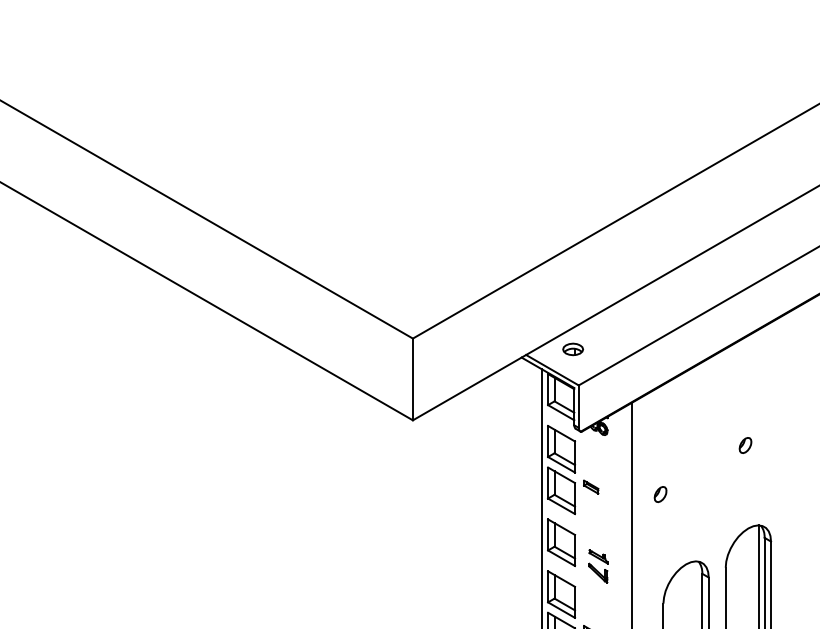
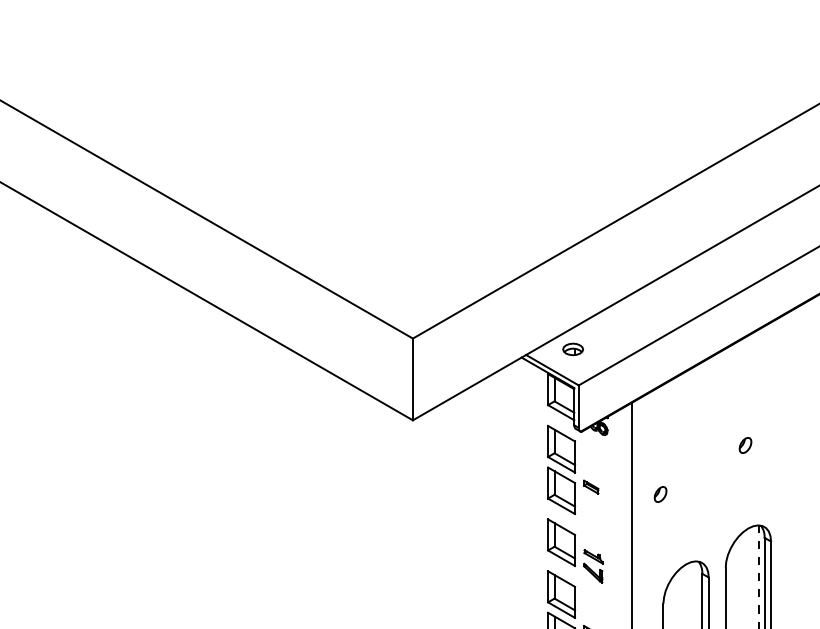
line: present -> none (541, 497)
part position: (598, 566) -> (593, 566) (593, 566)
line: solid -> dashed (758, 577)
